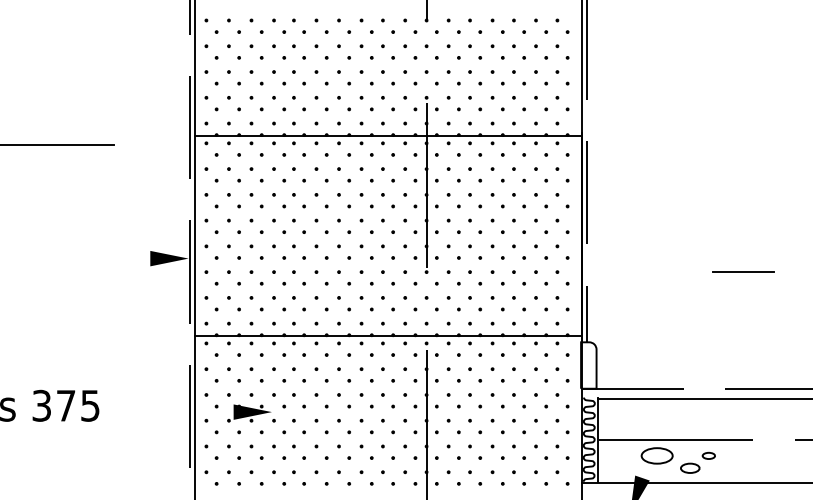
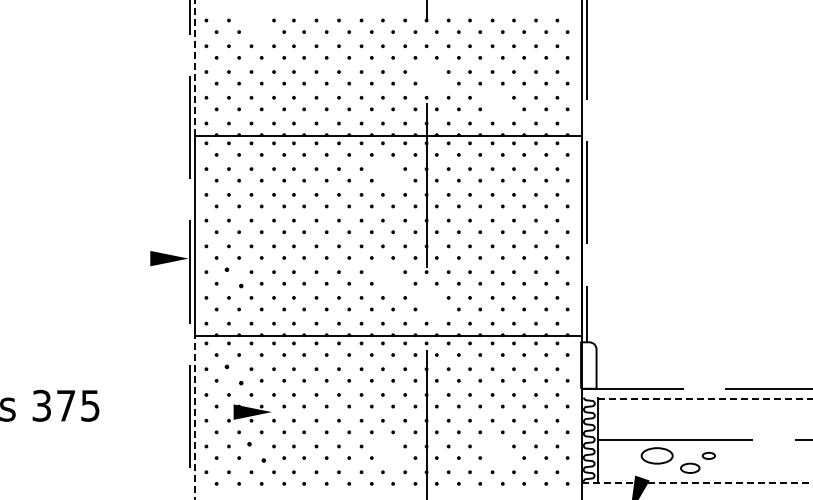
part: present -> none (256, 25)
line: solid -> dashed (194, 68)
part: present -> none (431, 77)
part: present -> none (497, 103)
line: present -> none (57, 145)
part: present -> none (387, 174)
line: present -> none (743, 272)
part size: 14x16 px -> 20x22 px (233, 277)
part: present -> none (387, 277)
part: present -> none (431, 303)
part size: 14x16 px -> 20x22 px (233, 374)
line: solid -> dashed (706, 399)
line: solid -> dashed (194, 418)
part size: 15x16 px -> 19x21 px (256, 452)
part: present -> none (387, 451)
part: present -> none (497, 451)
line: solid -> dashed (697, 482)
